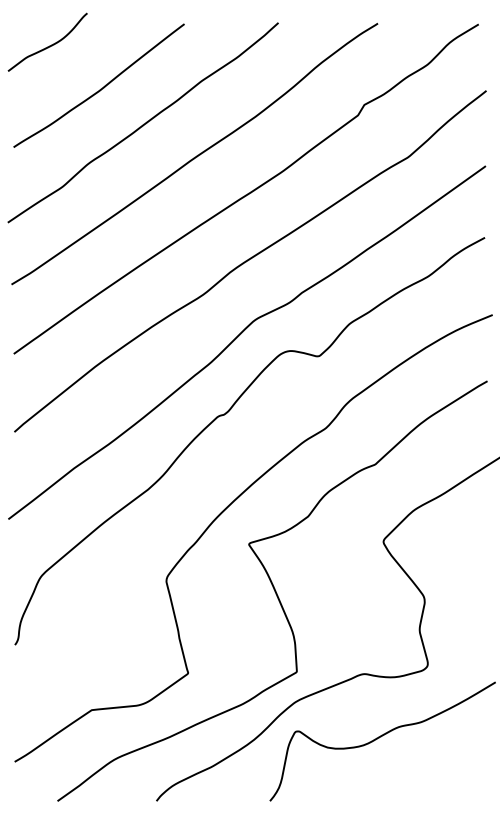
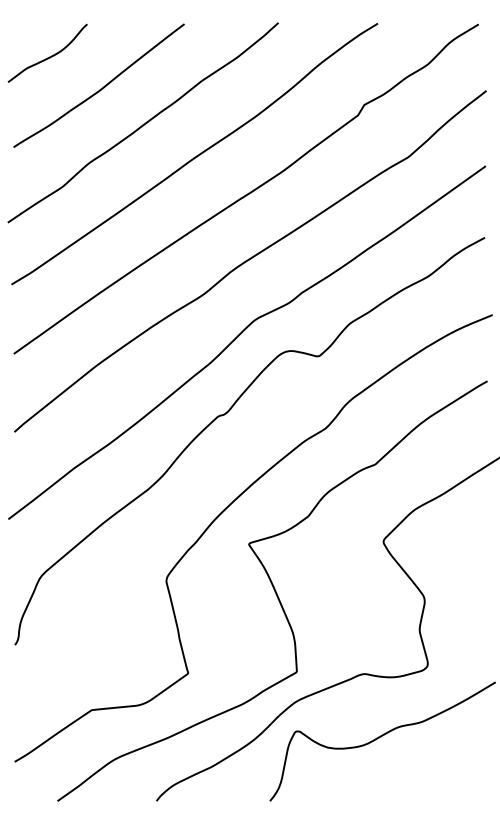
curve position: (49, 45) -> (49, 56) (49, 56)
